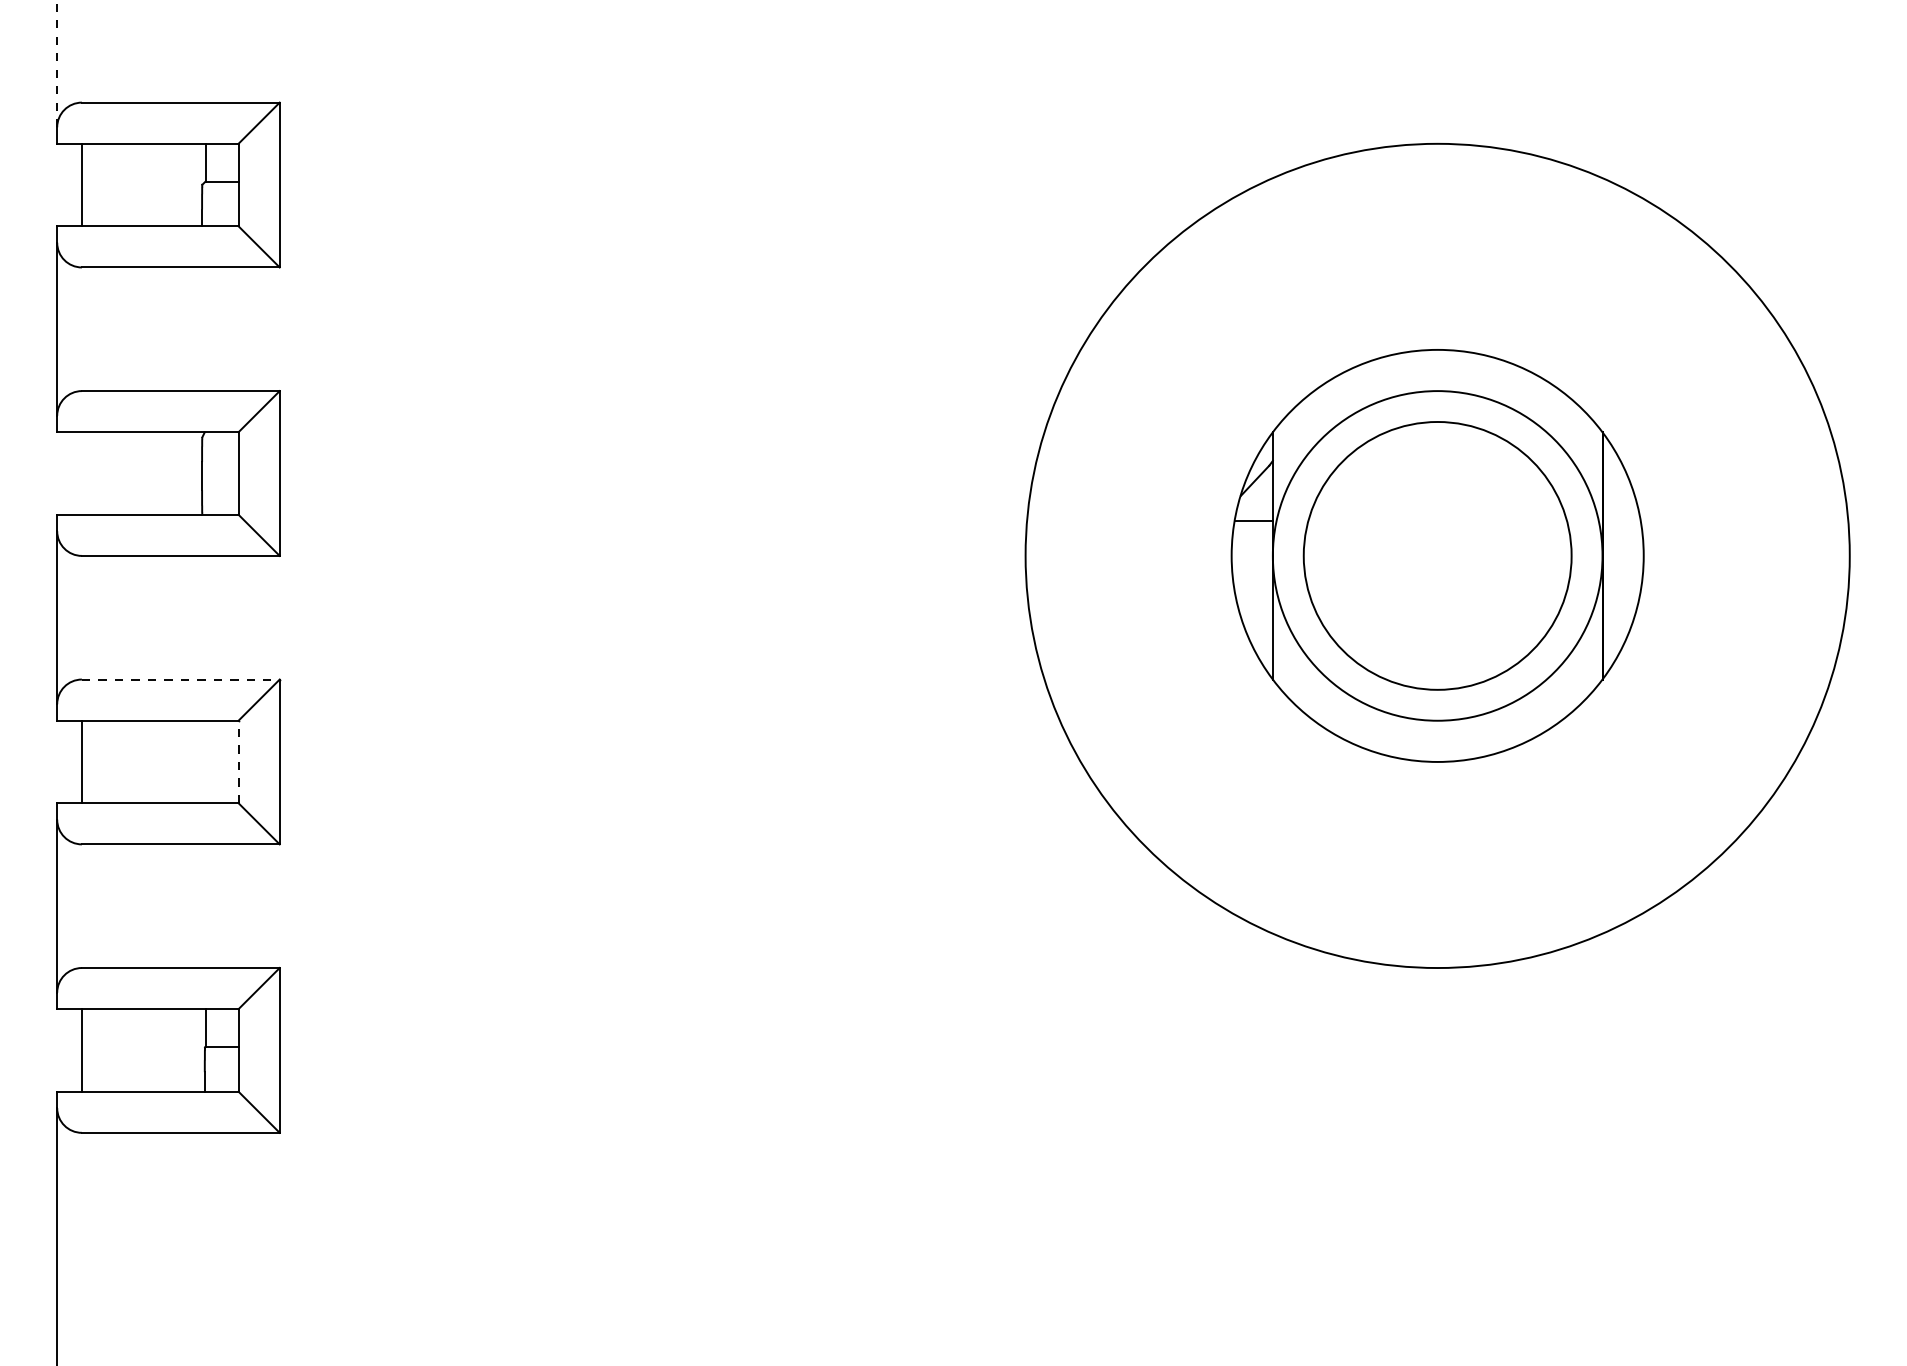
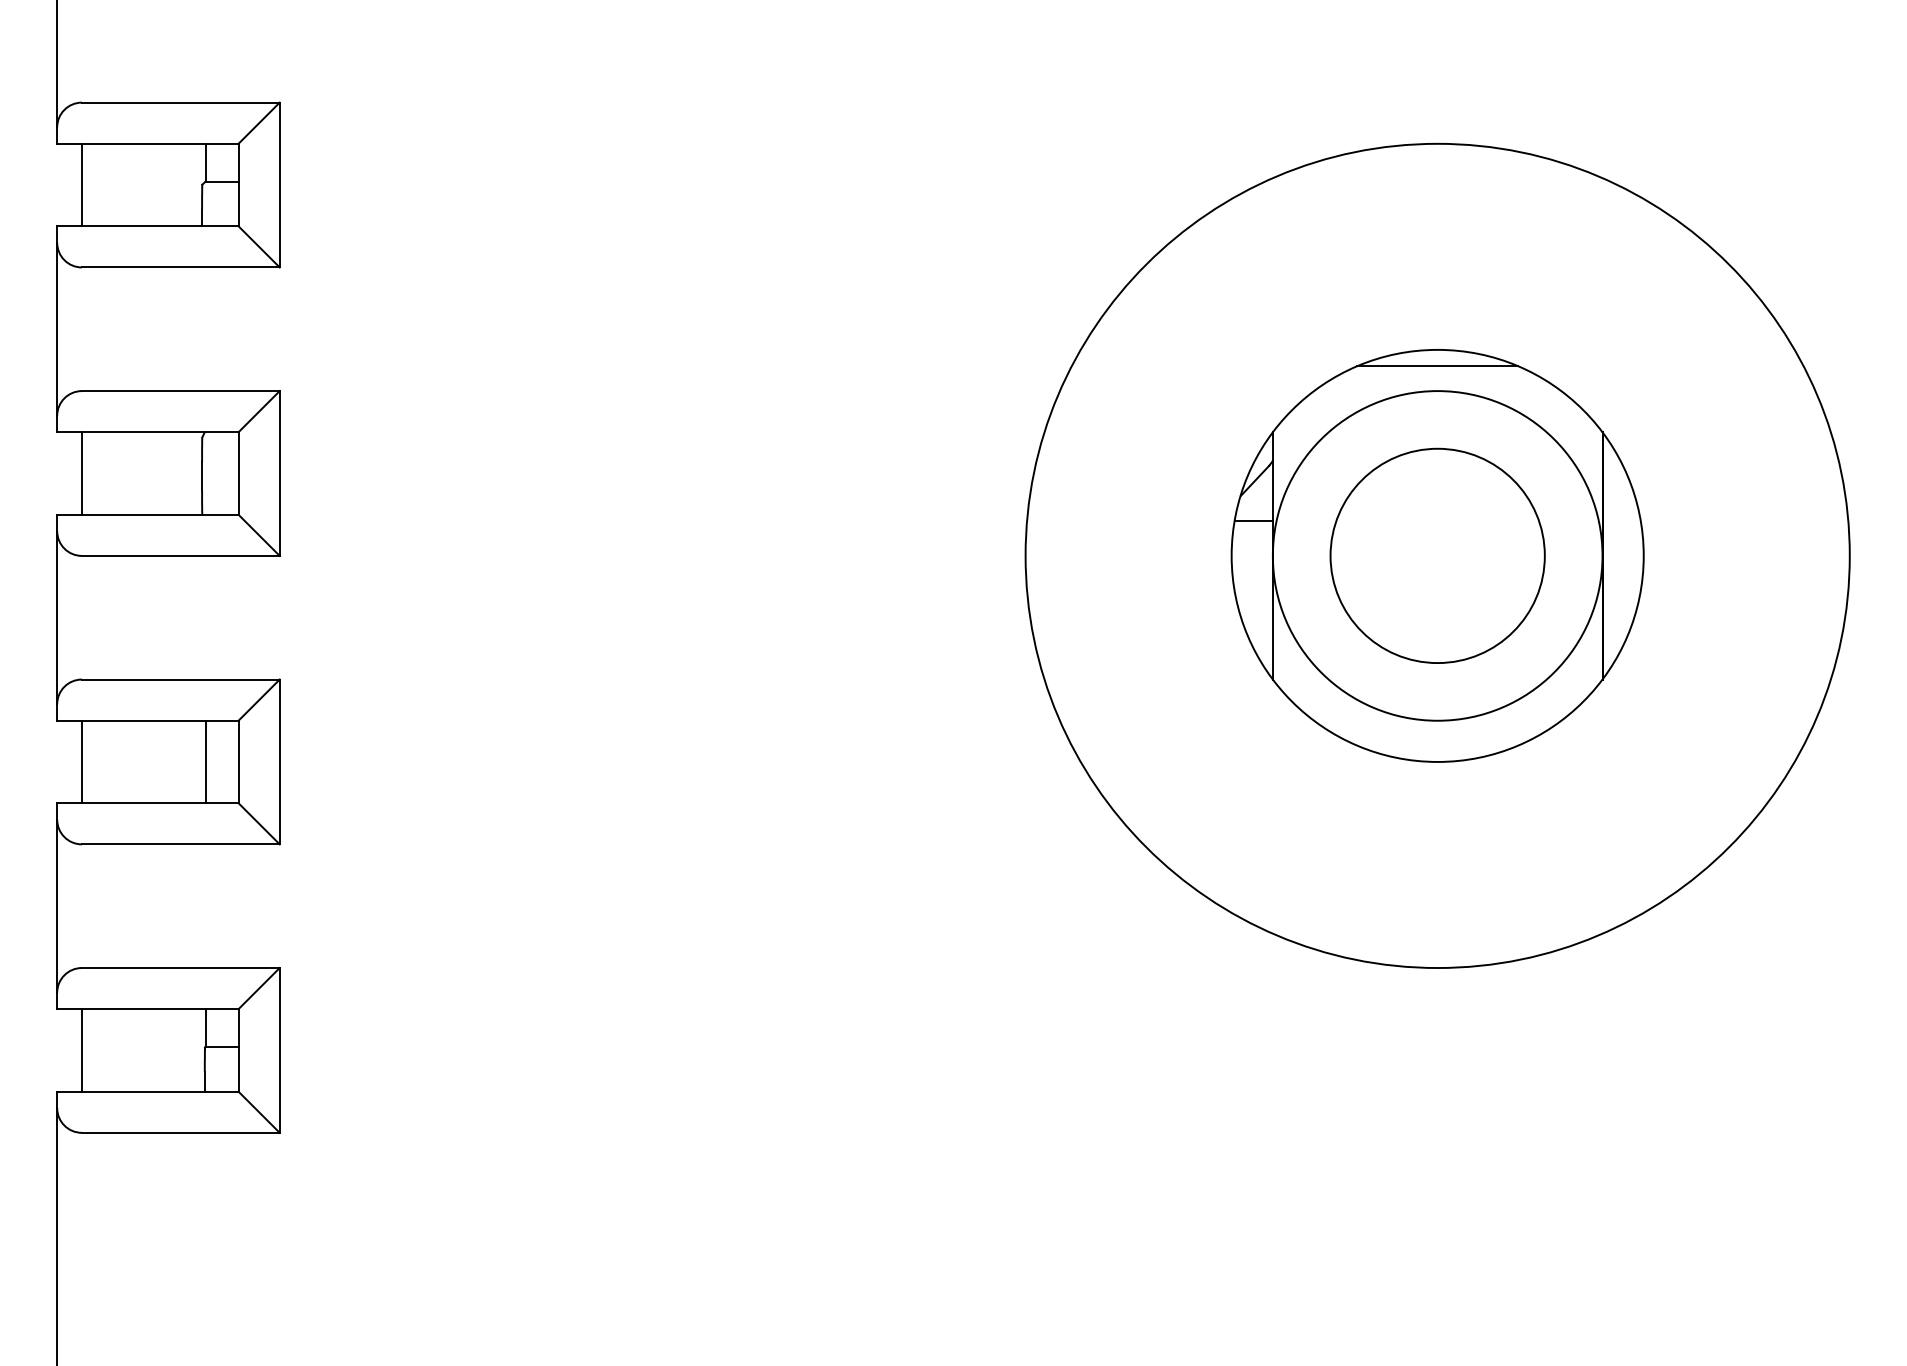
line: dashed -> solid (57, 63)
line: none -> present (1437, 366)
line: none -> present (81, 473)
circle diameter: 268 px -> 214 px (1437, 555)
line: dashed -> solid (180, 679)
line: none -> present (205, 761)
line: dashed -> solid (238, 761)
